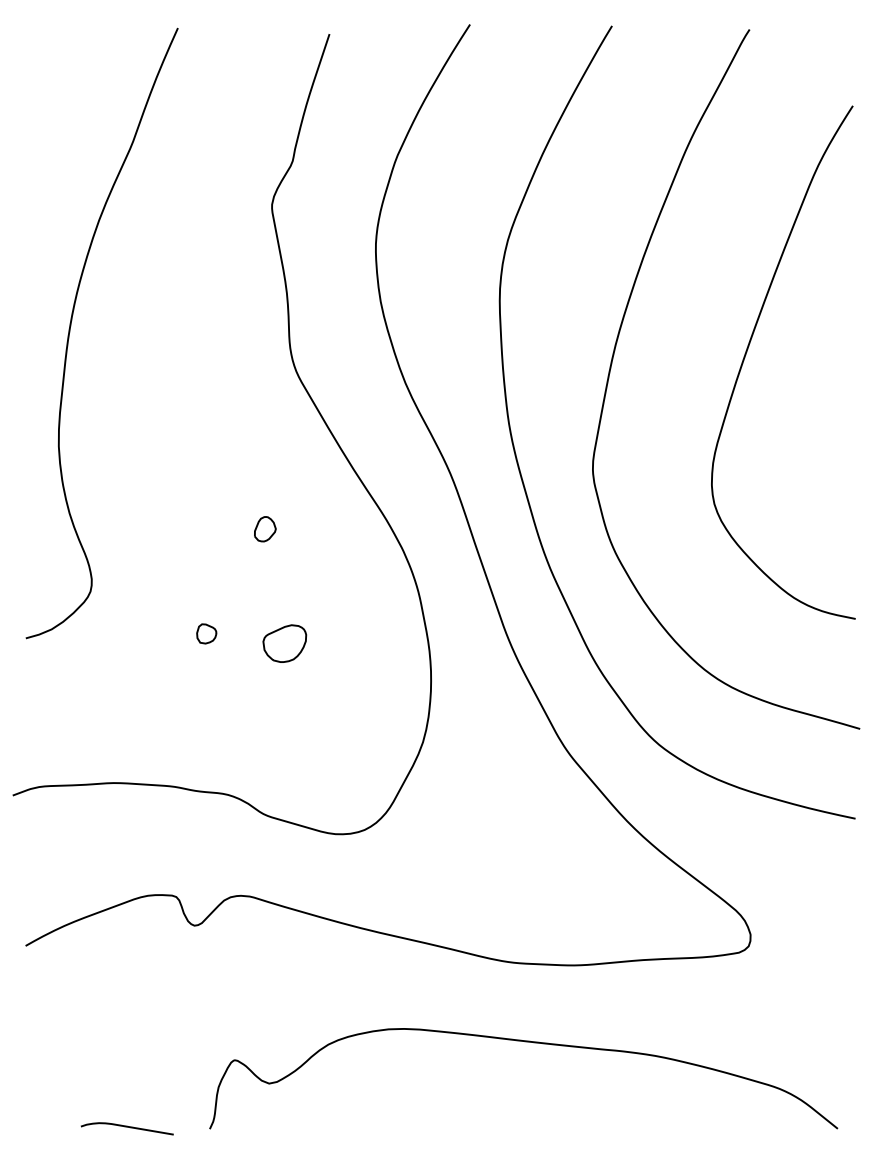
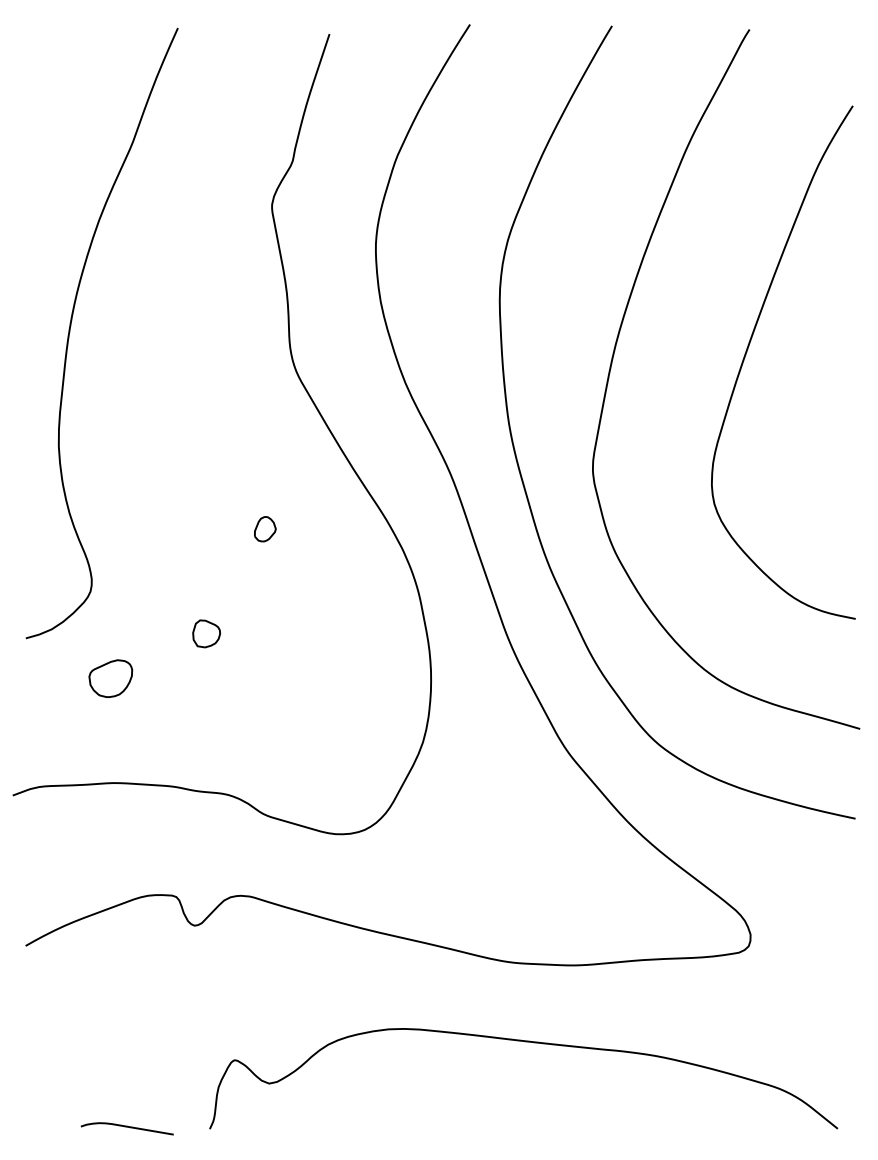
part size: 22x22 px -> 30x30 px (206, 633)
part position: (284, 643) -> (110, 678) (110, 678)
